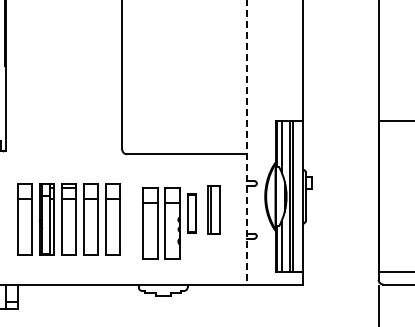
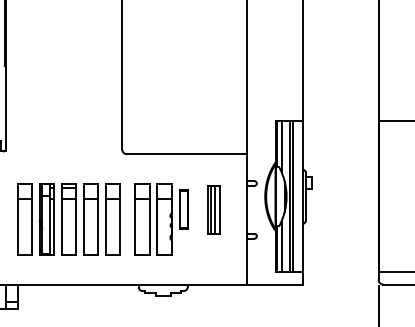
line: dashed -> solid (247, 142)
line: none -> present (214, 209)
part position: (169, 223) -> (161, 219) (161, 219)
